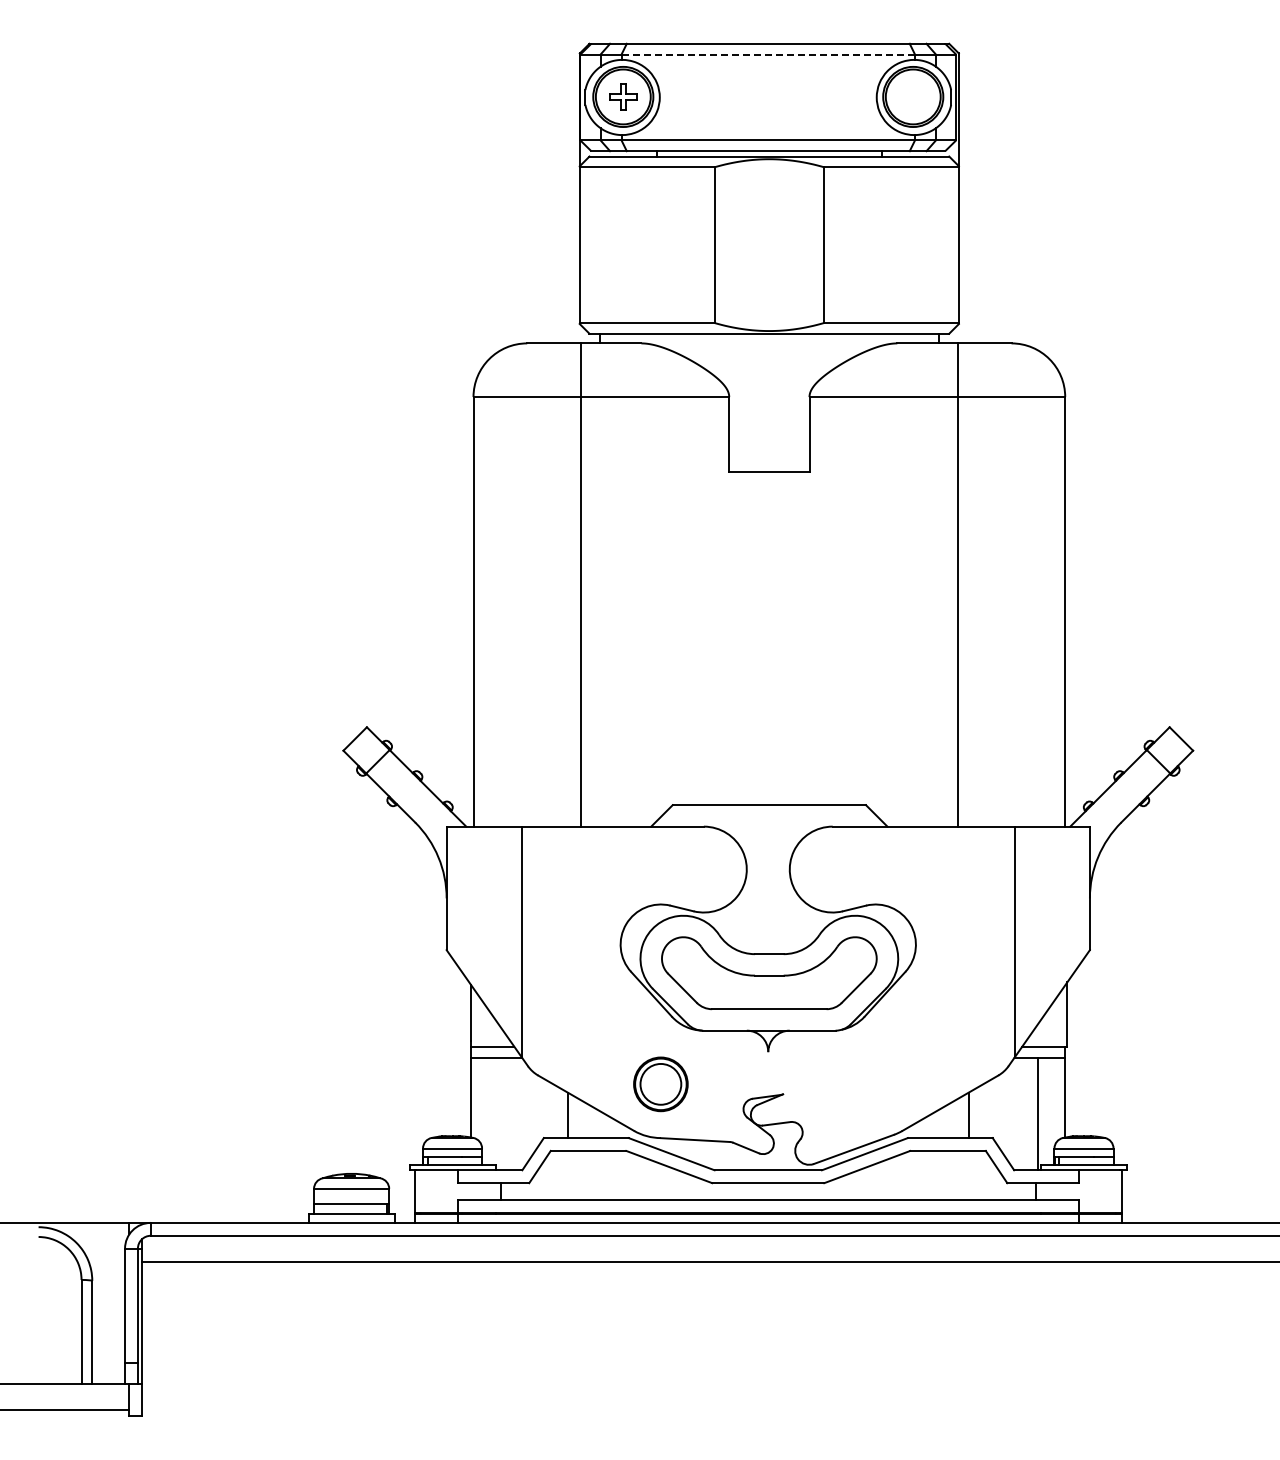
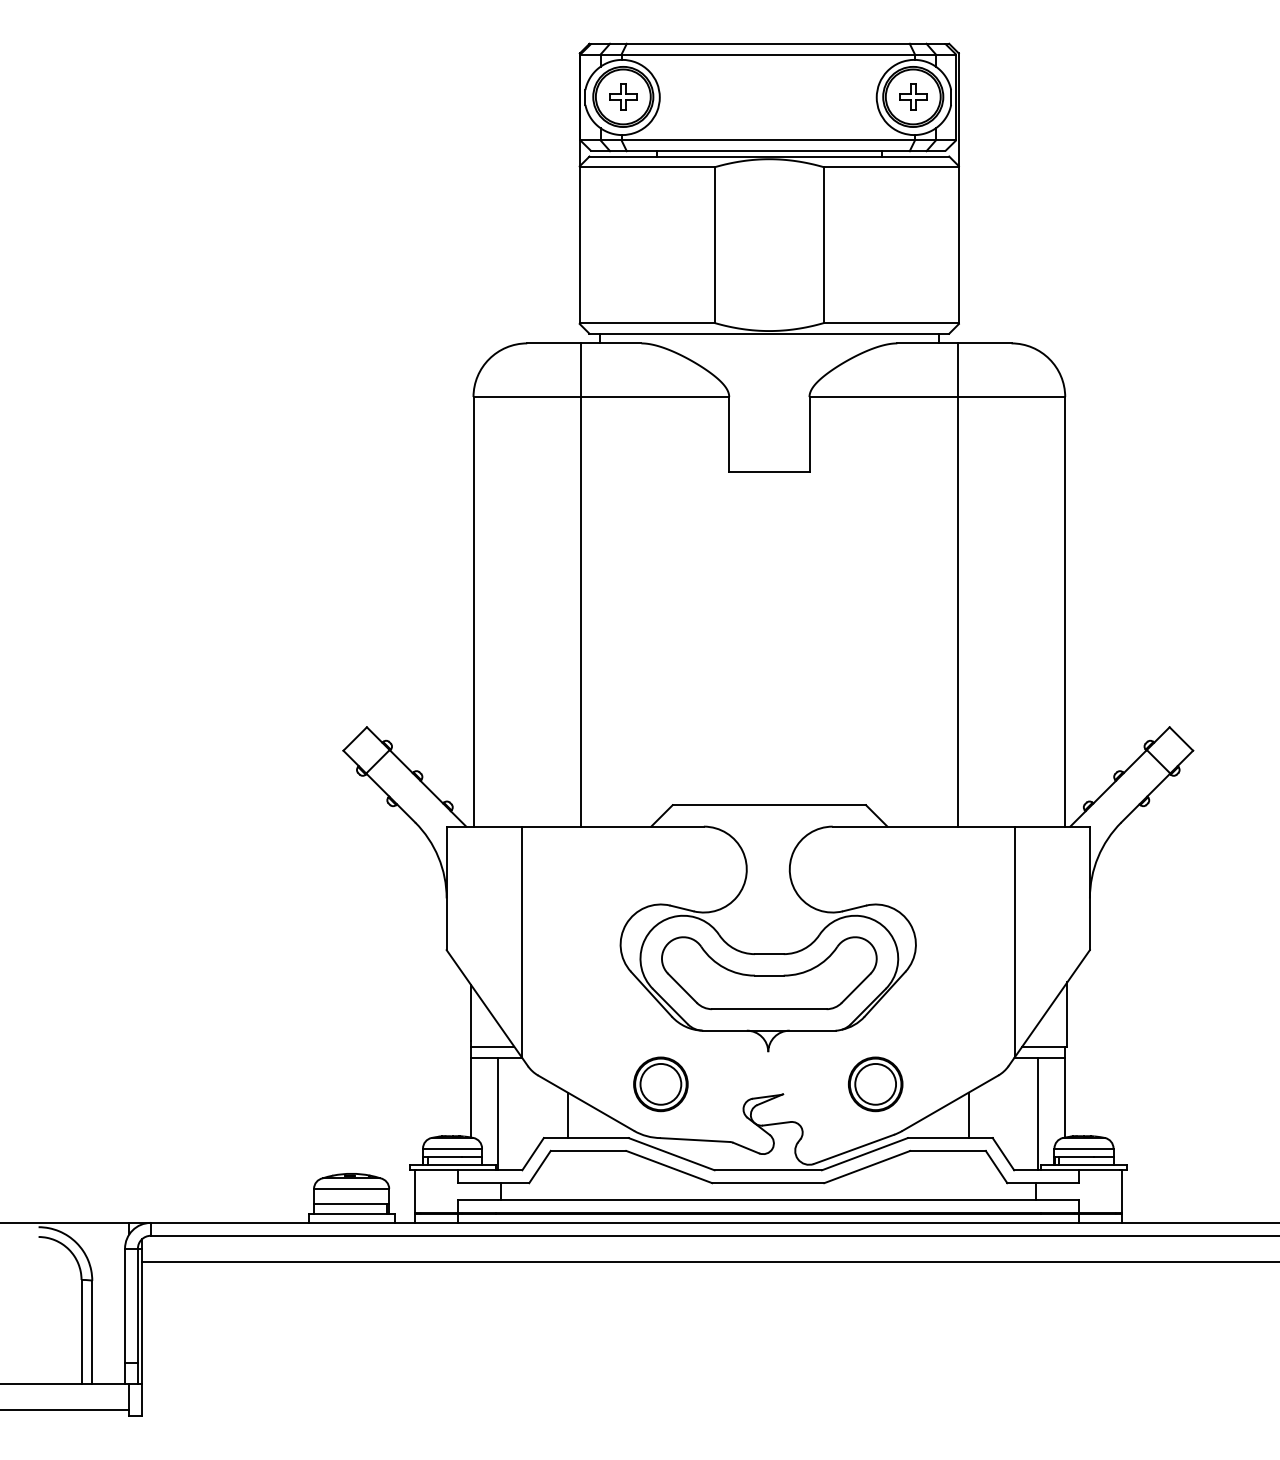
line: dashed -> solid (768, 54)
part: none -> present (913, 96)
part: none -> present (875, 1084)
line: none -> present (498, 1113)
